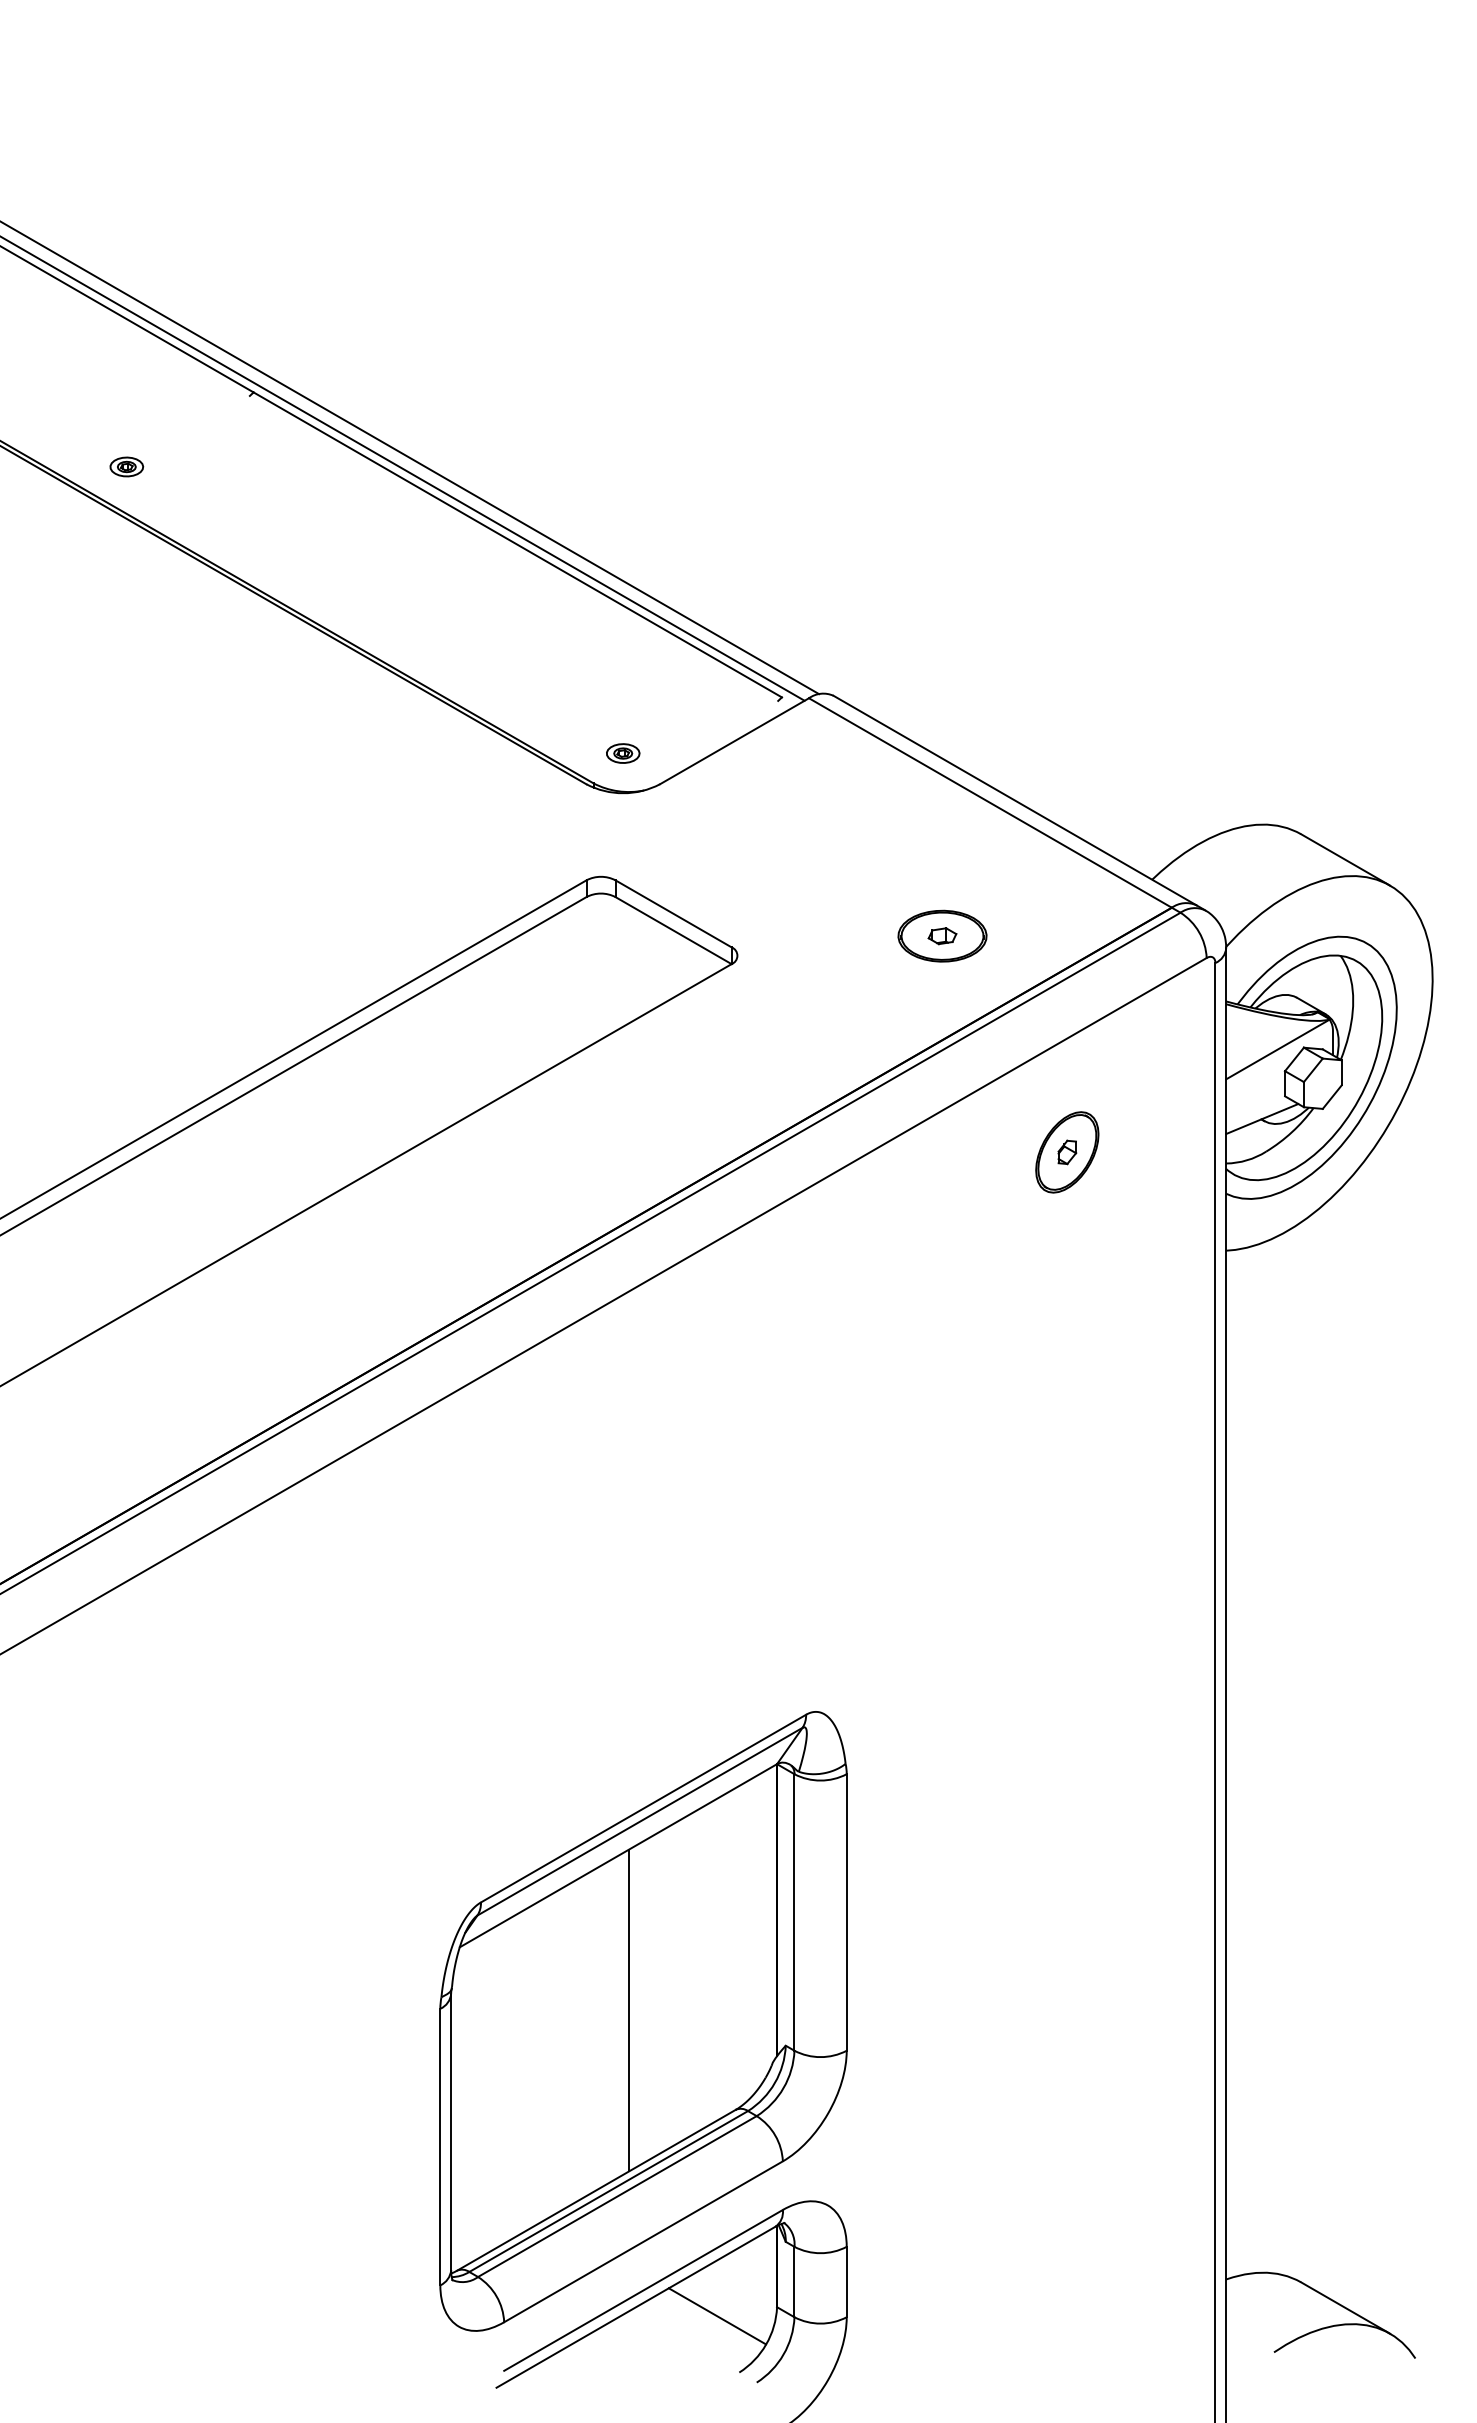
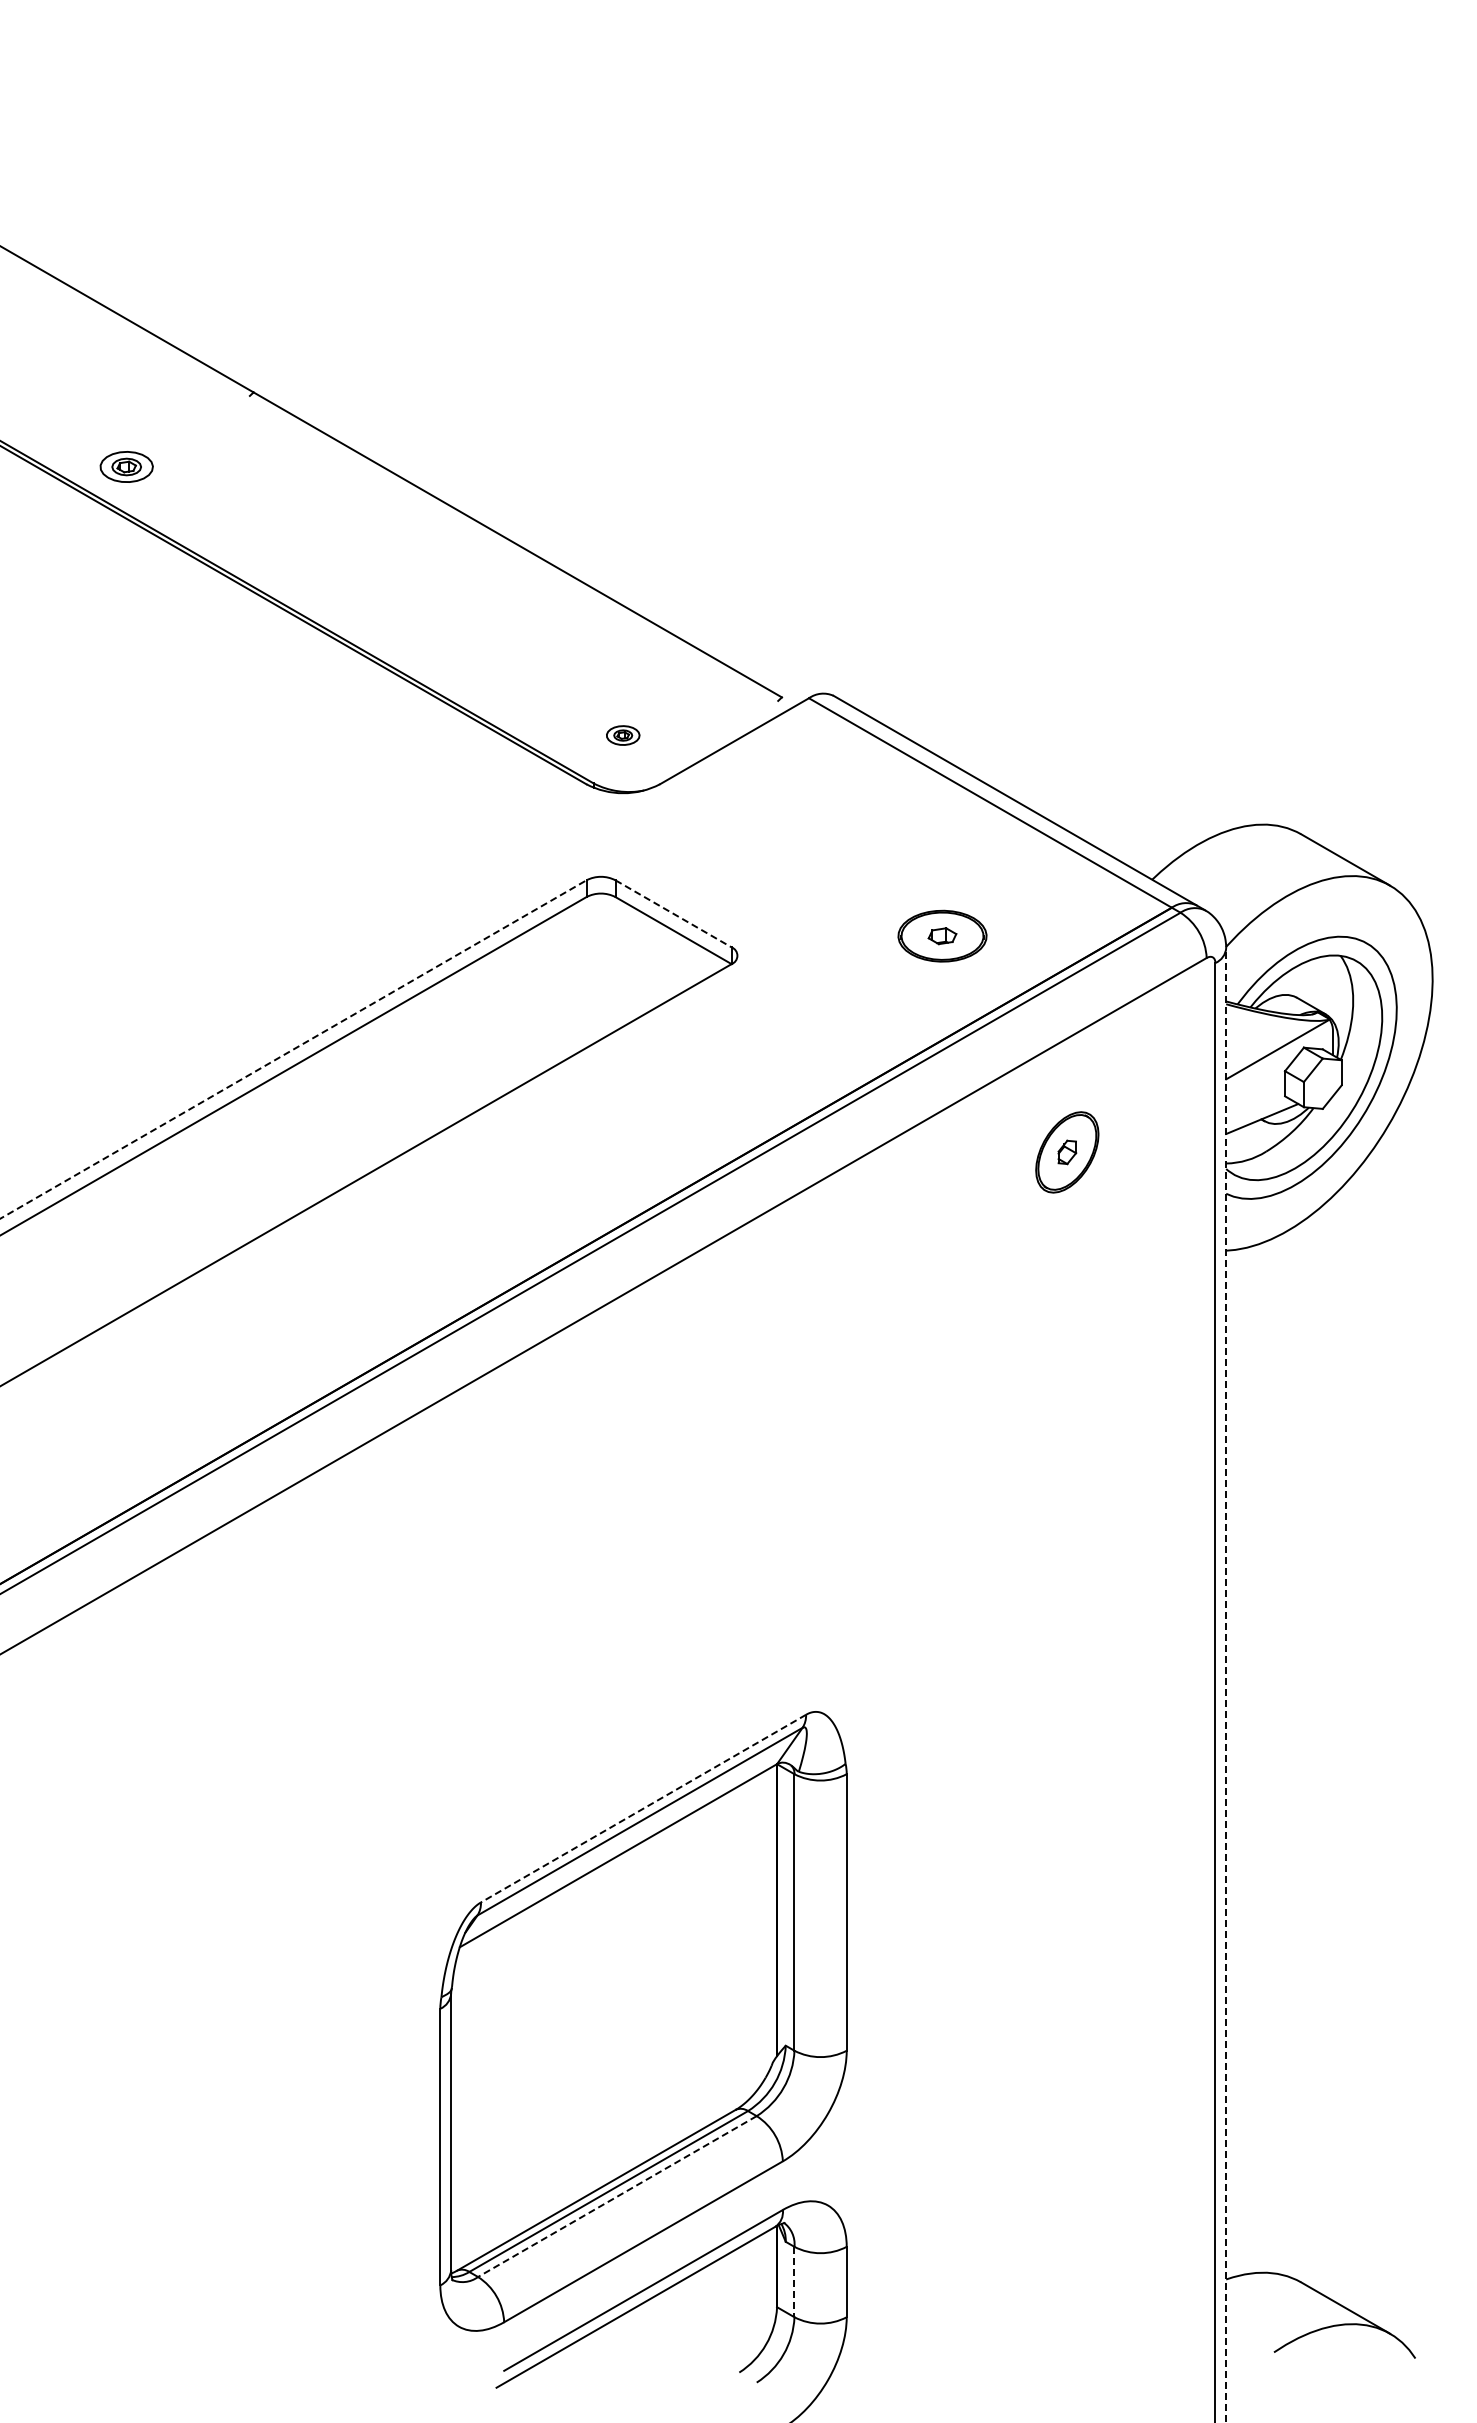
line: present -> none (410, 458)
part size: 36x22 px -> 55x32 px (126, 466)
line: present -> none (403, 468)
part position: (623, 753) -> (623, 735) (623, 735)
line: solid -> dashed (674, 914)
line: solid -> dashed (293, 1049)
line: solid -> dashed (1226, 1684)
line: solid -> dashed (643, 1808)
line: present -> none (629, 2010)
line: solid -> dashed (617, 2196)
line: solid -> dashed (794, 2282)
line: present -> none (717, 2316)
